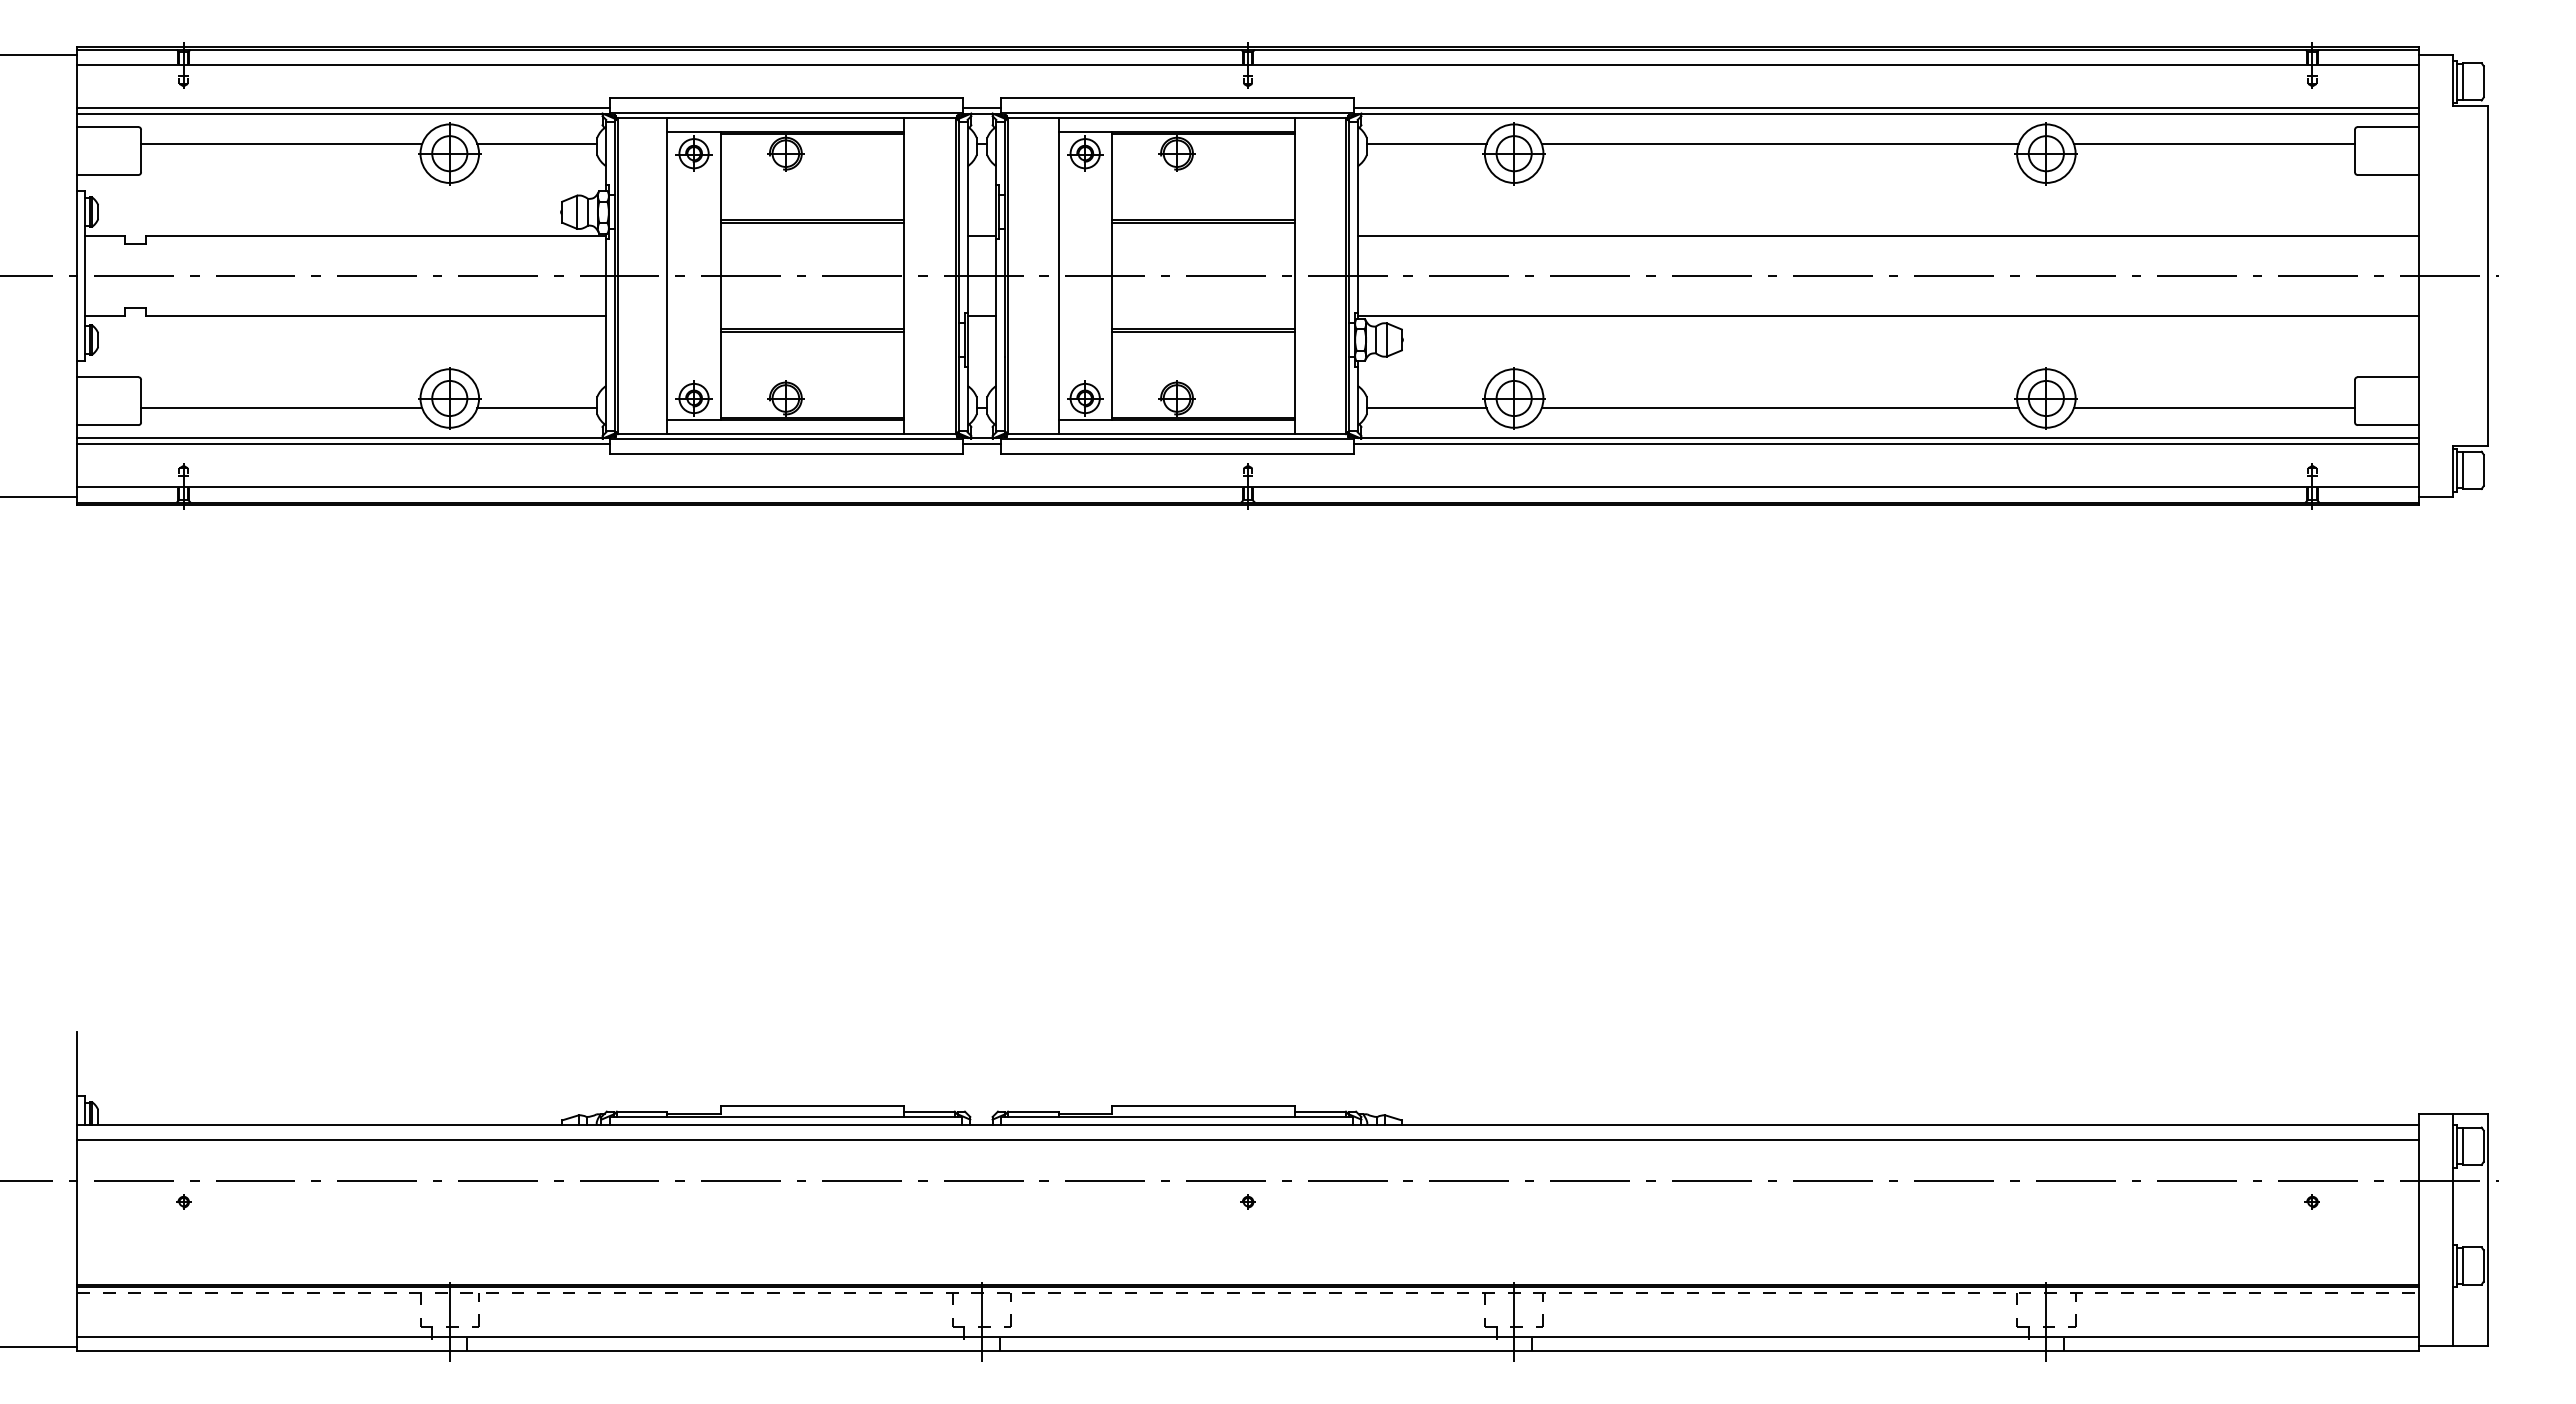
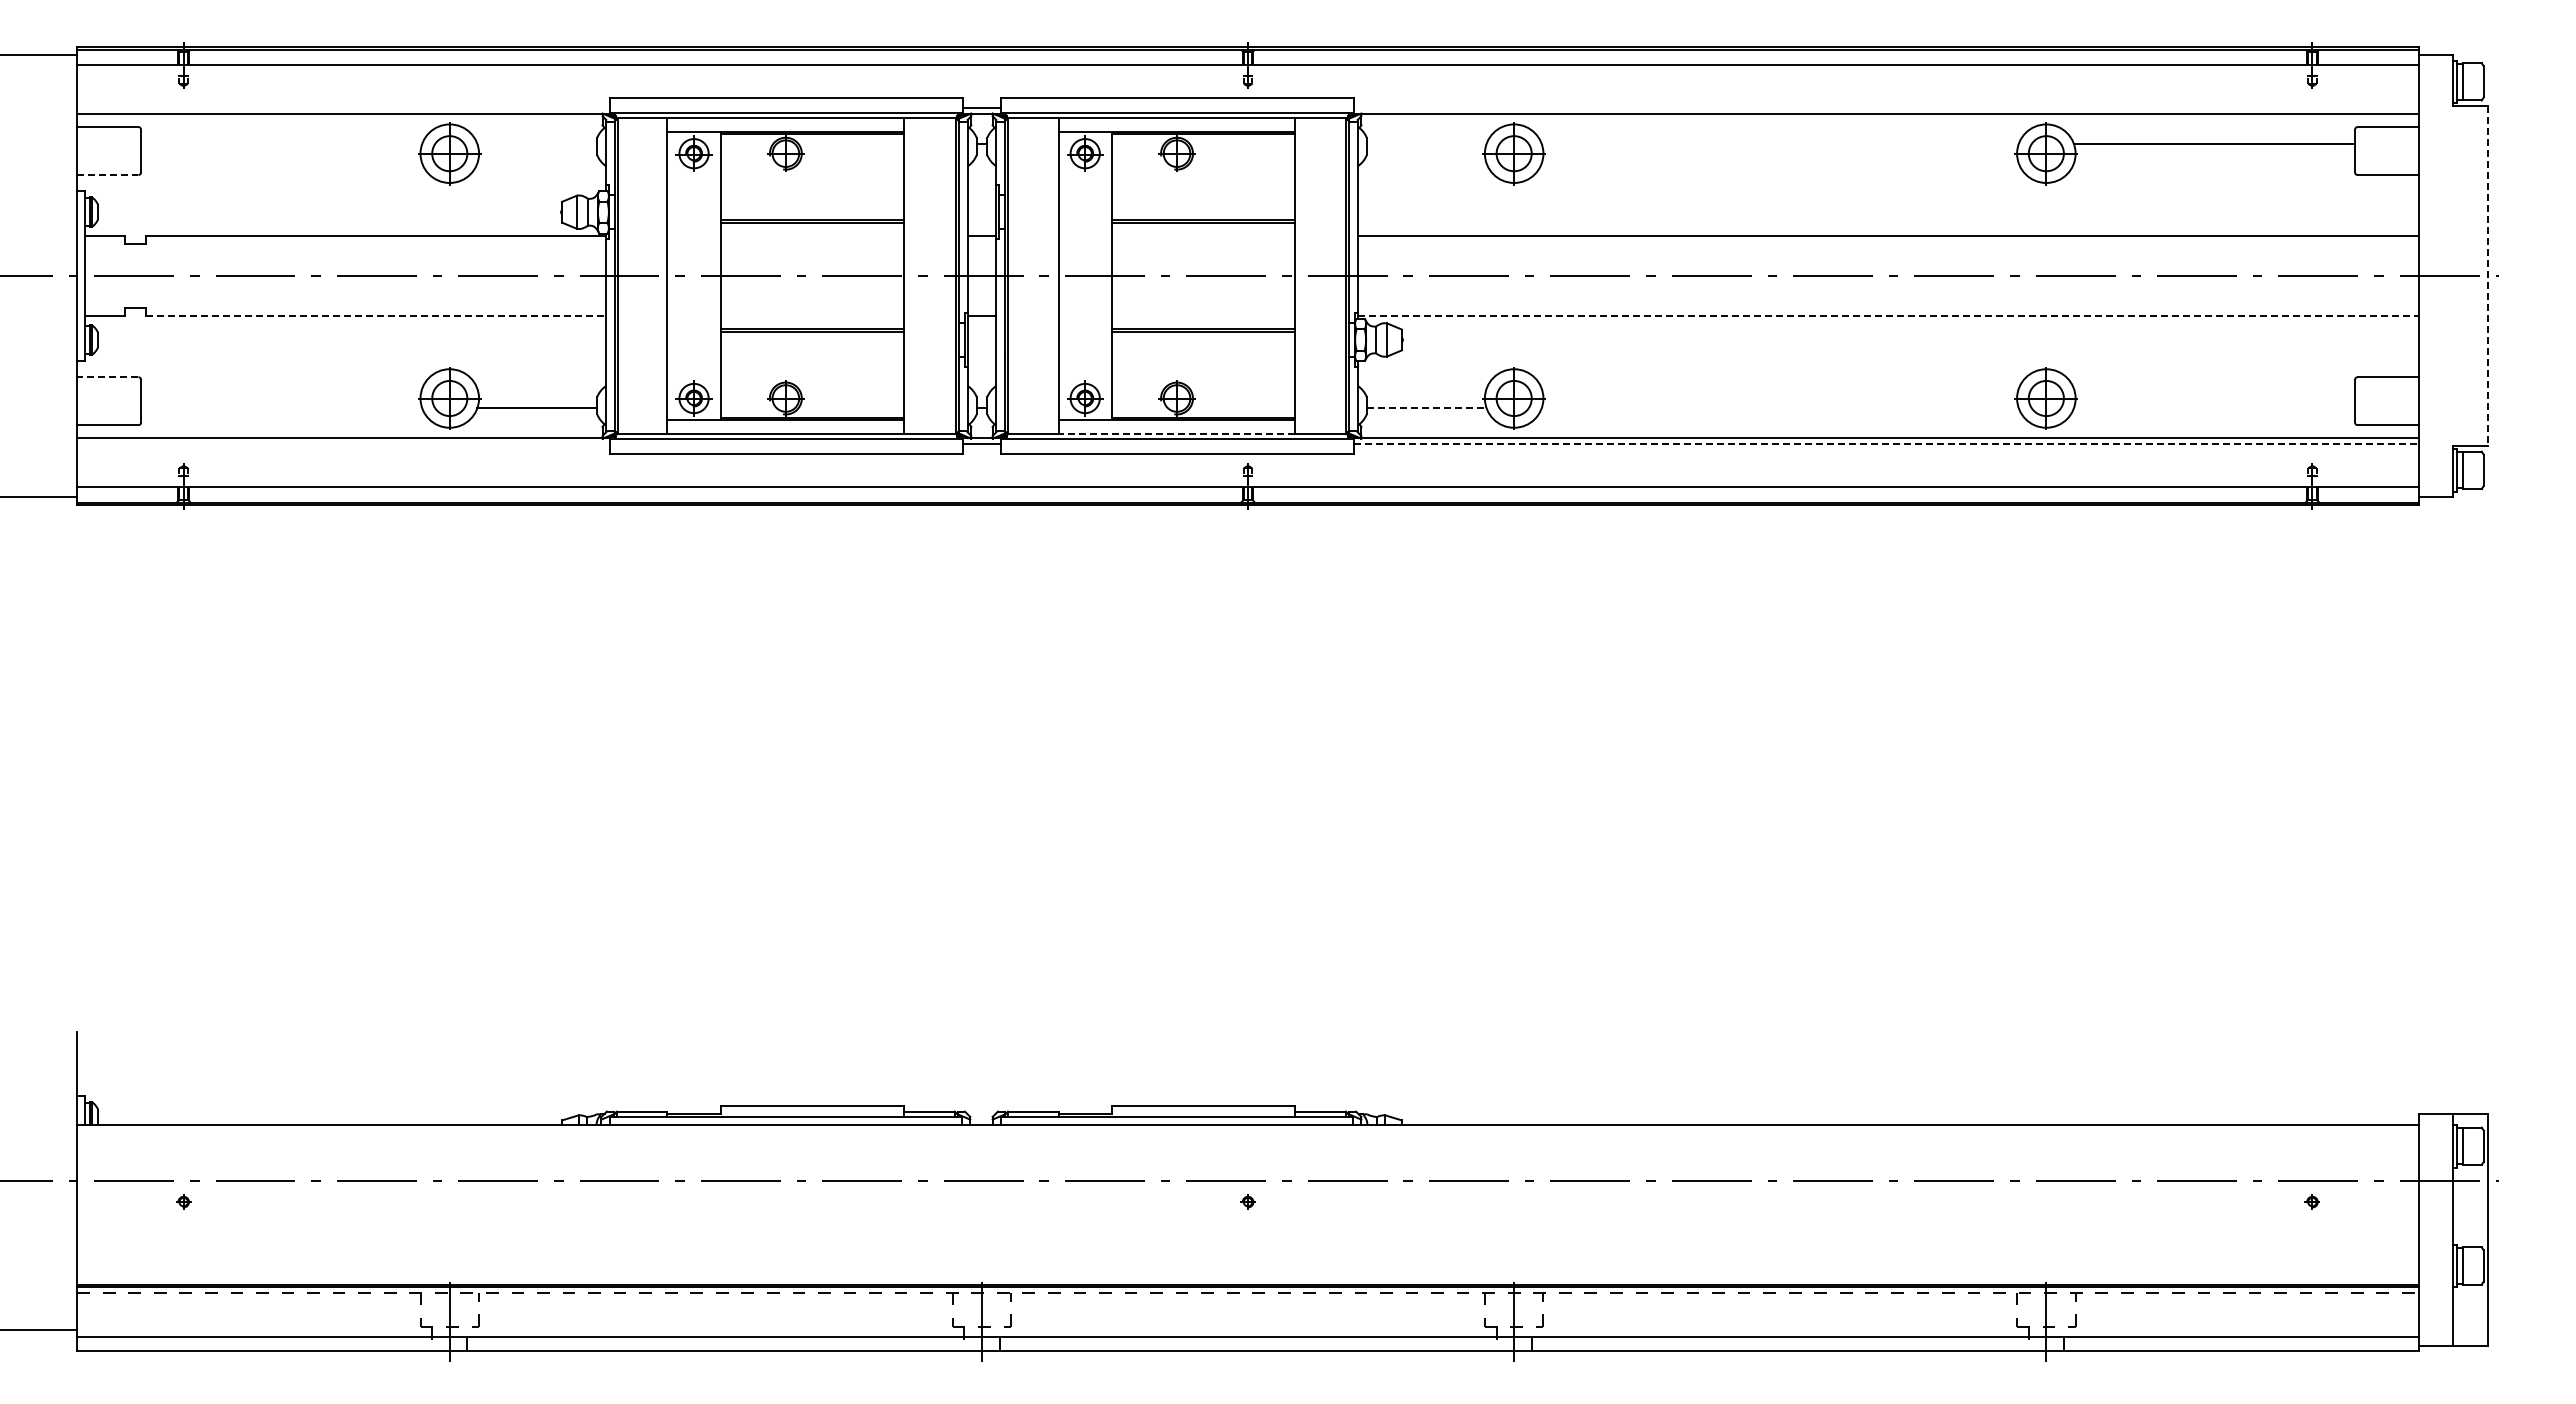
line: present -> none (343, 108)
line: present -> none (1886, 108)
line: present -> none (281, 144)
line: present -> none (537, 144)
line: present -> none (1426, 144)
line: present -> none (1779, 144)
line: solid -> dashed (107, 175)
line: solid -> dashed (2488, 276)
line: solid -> dashed (376, 316)
line: solid -> dashed (1888, 316)
line: solid -> dashed (107, 377)
line: present -> none (281, 408)
line: solid -> dashed (1426, 408)
line: present -> none (1779, 408)
line: present -> none (2214, 408)
line: solid -> dashed (1176, 434)
line: present -> none (343, 443)
line: solid -> dashed (1887, 443)
line: present -> none (1247, 1140)
line position: (39, 1346) -> (39, 1329) (39, 1329)
